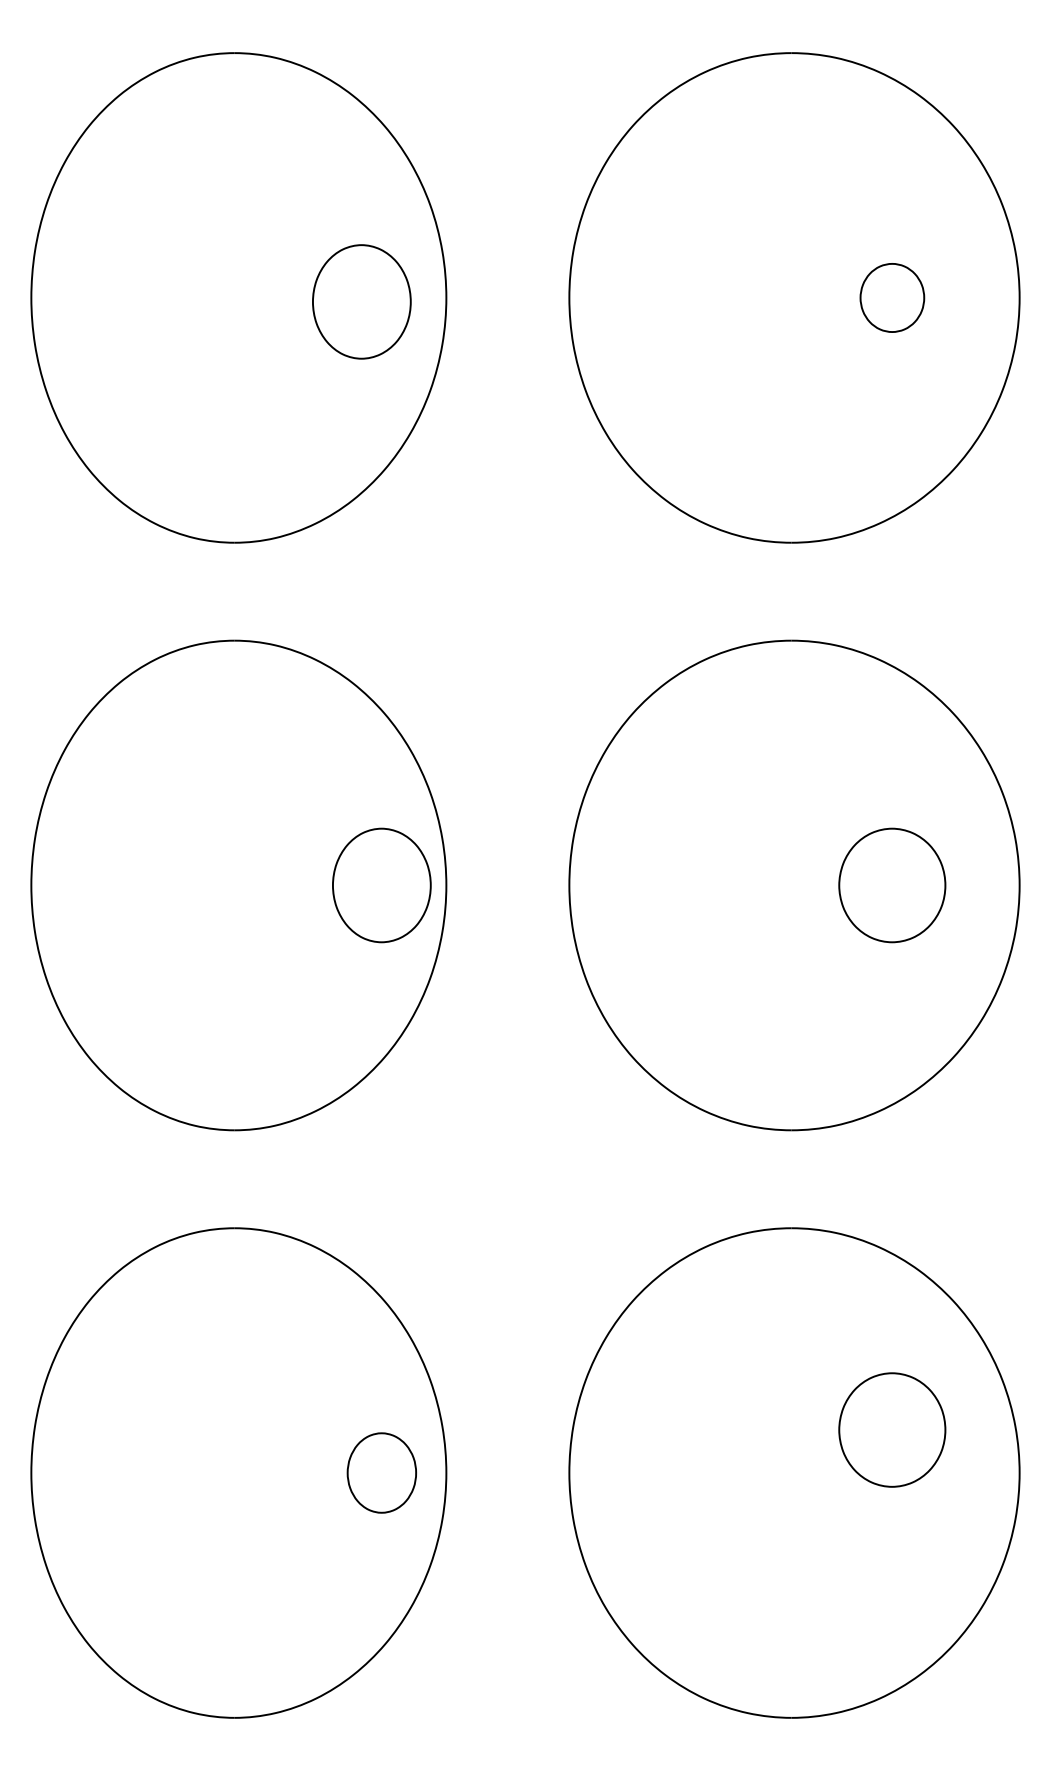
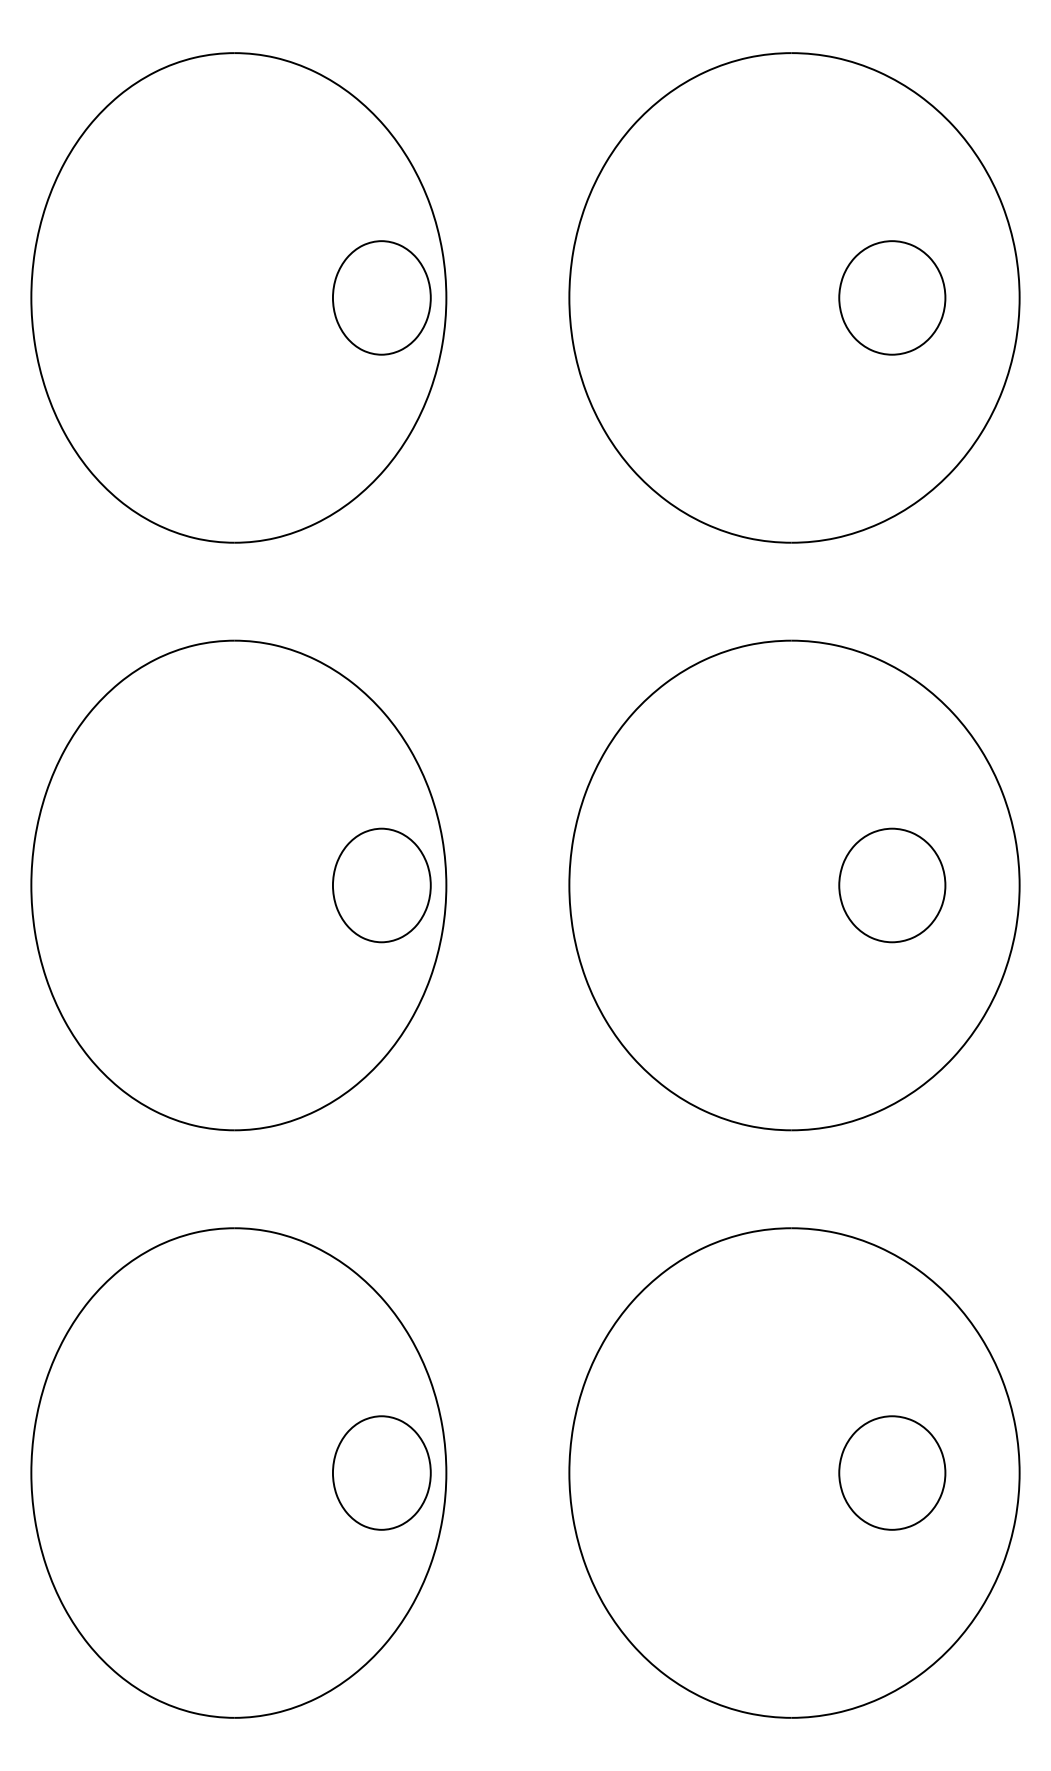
part size: 67x70 px -> 109x116 px (892, 297)
part position: (361, 301) -> (381, 297) (381, 297)
part position: (892, 1429) -> (892, 1472) (892, 1472)
part size: 71x82 px -> 100x116 px (381, 1472)
